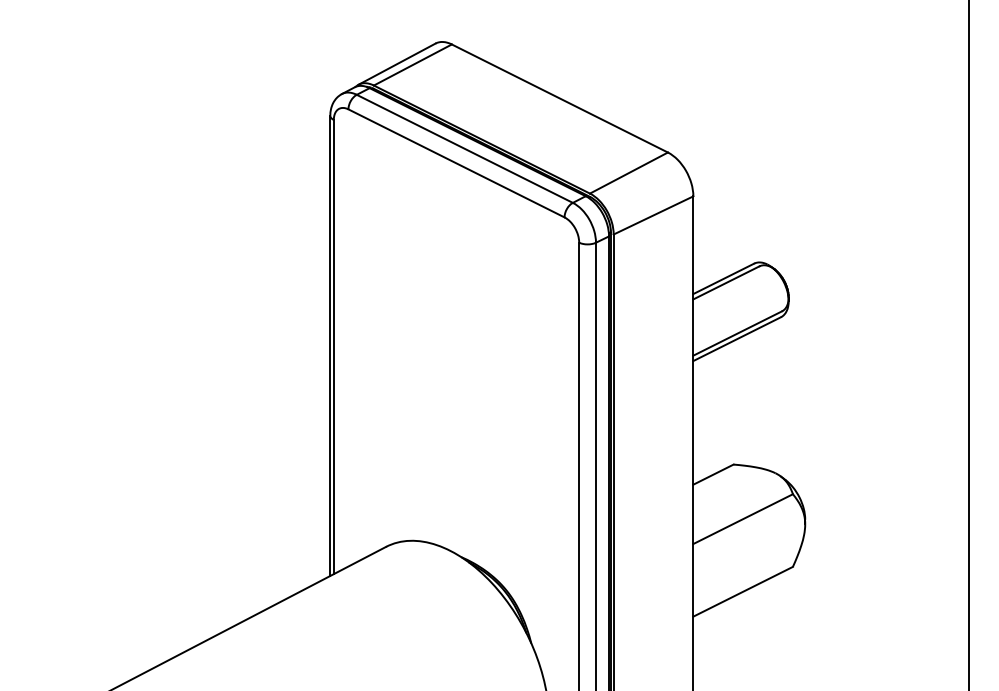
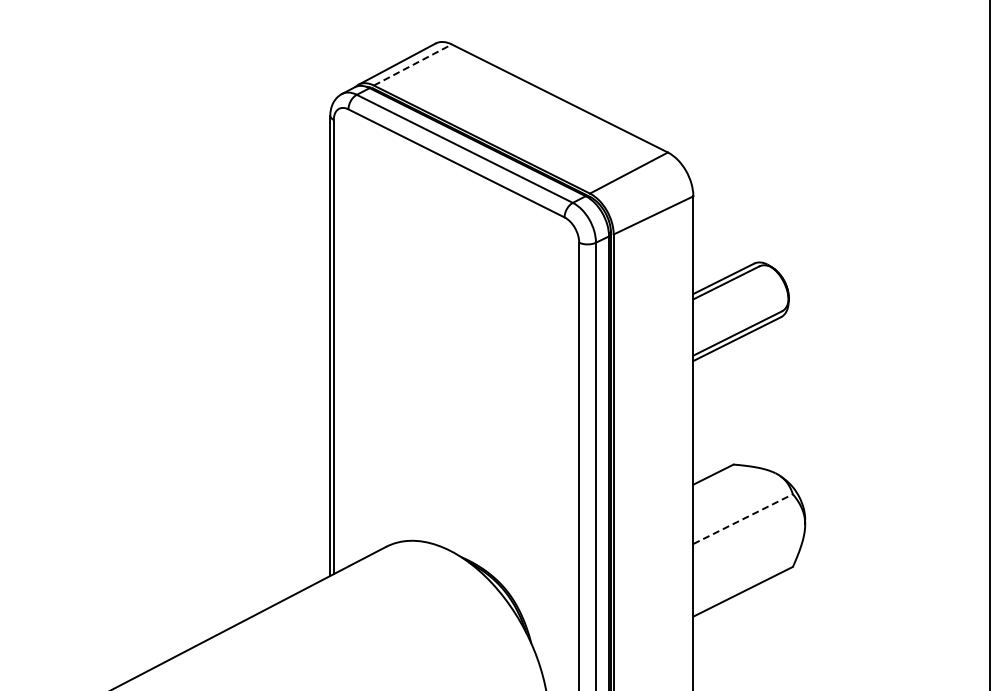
line: solid -> dashed (413, 64)
line position: (969, 344) -> (990, 344) (990, 344)
line: solid -> dashed (743, 519)
